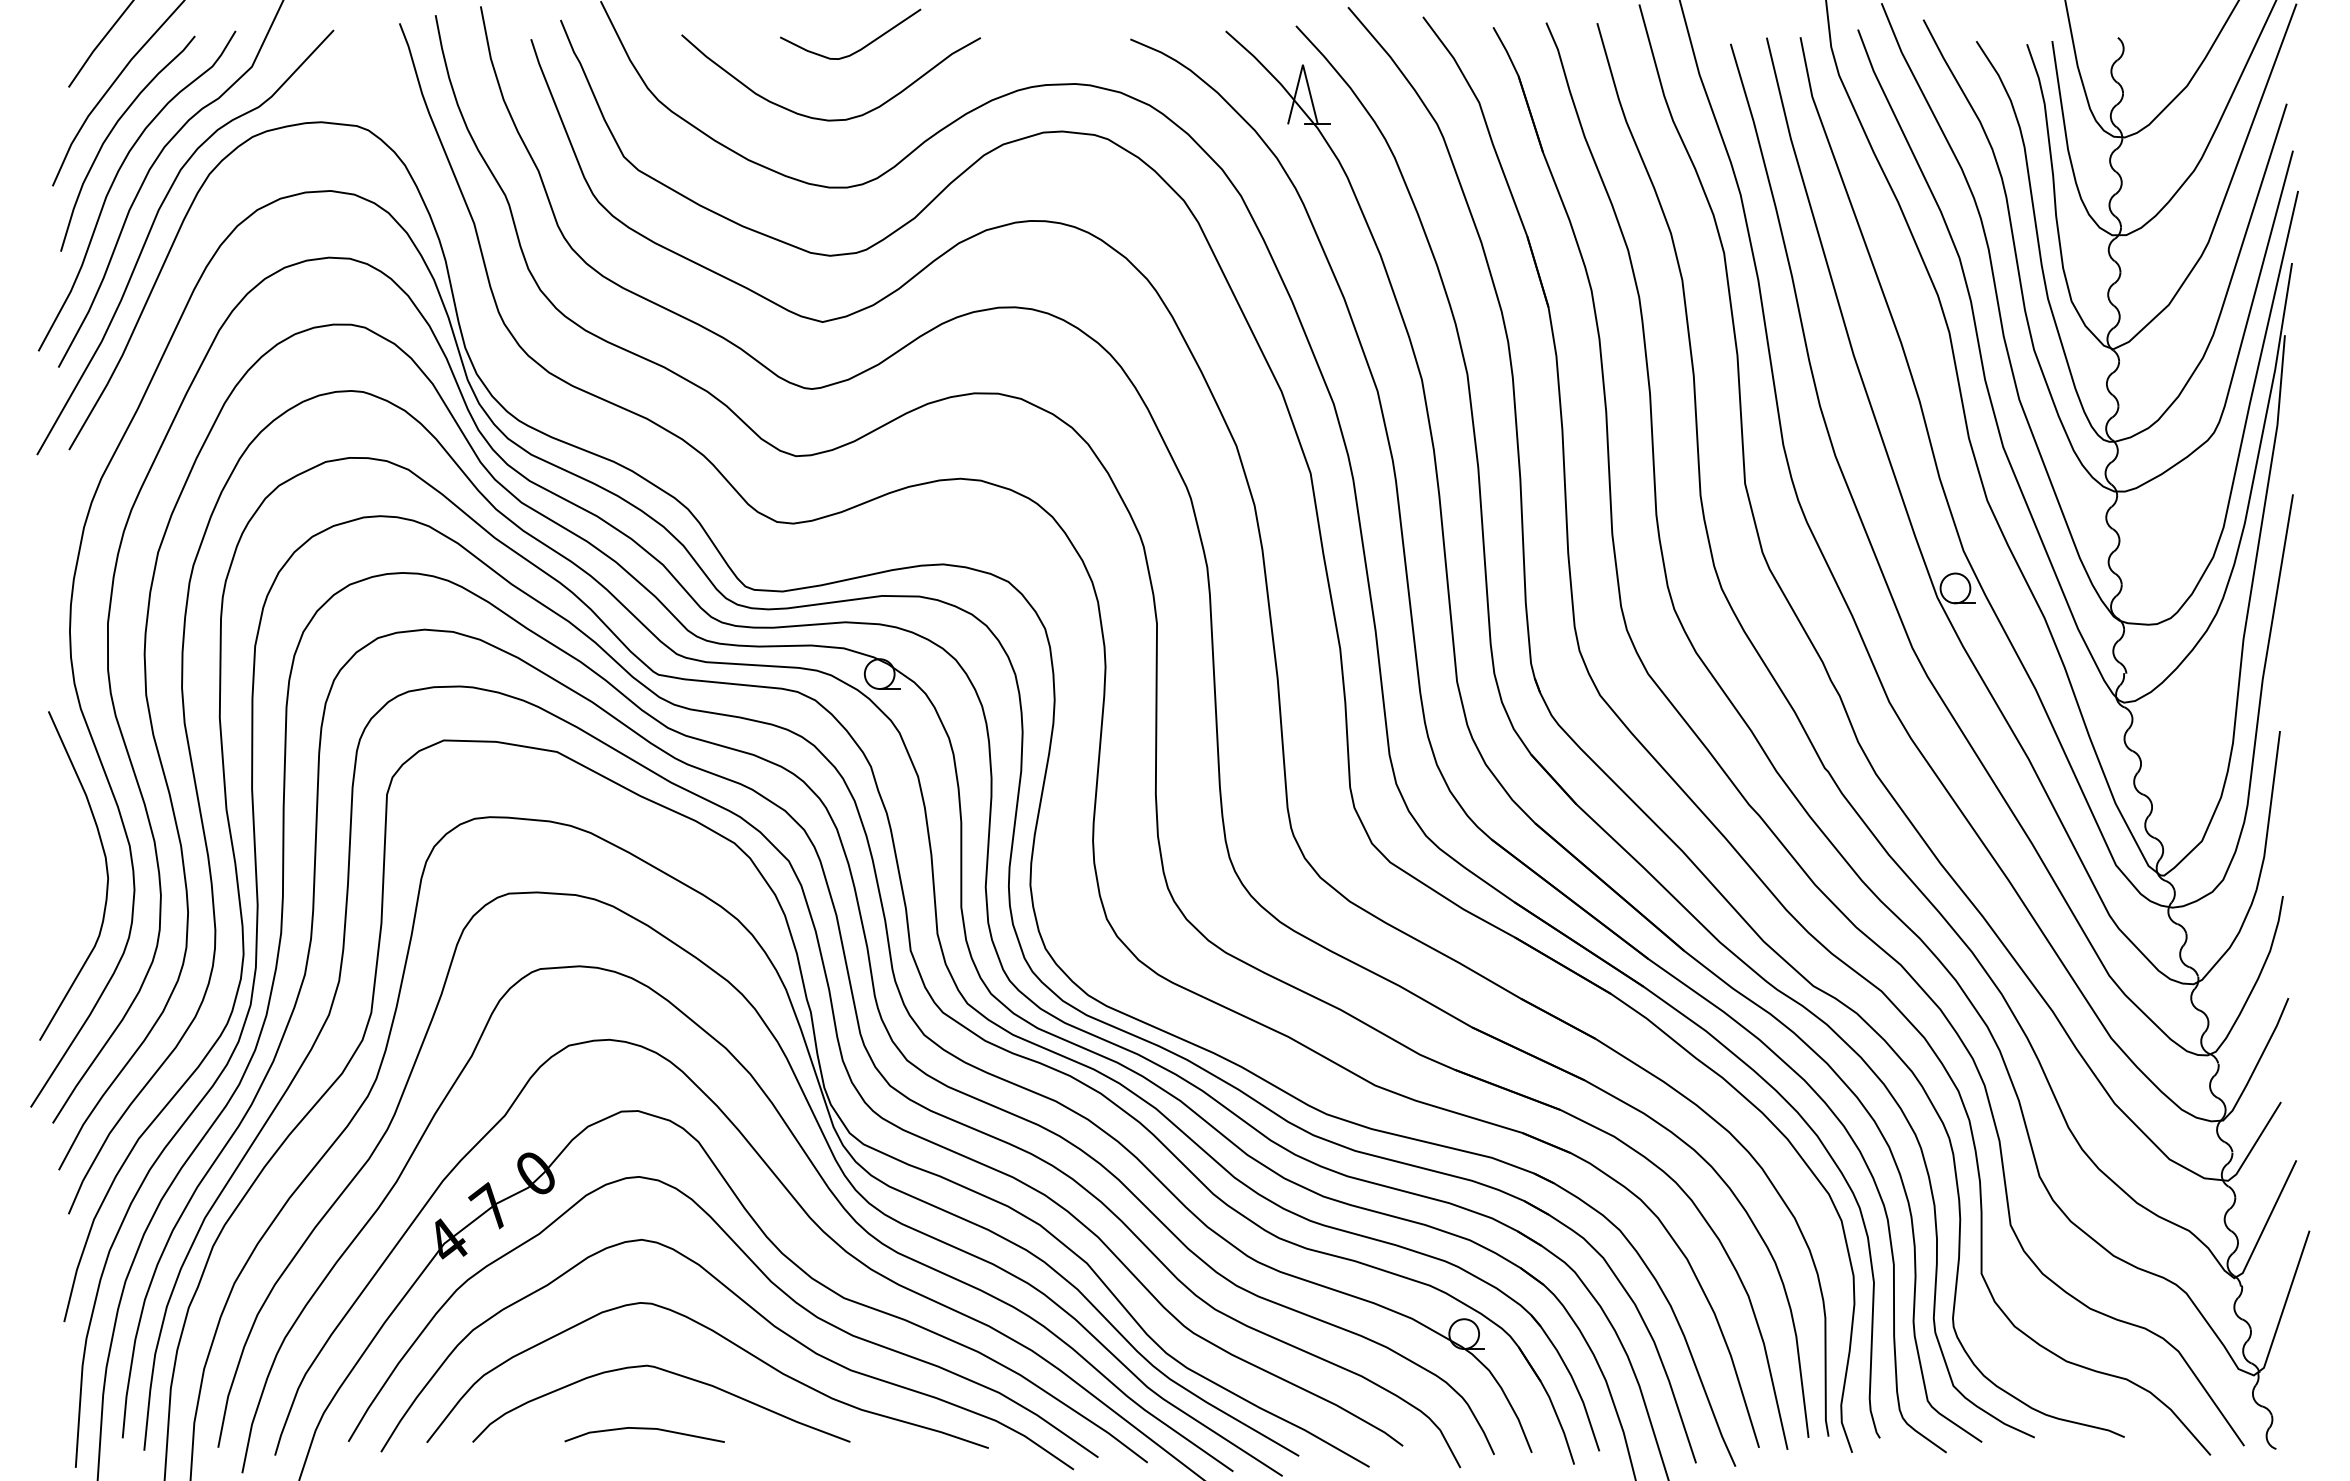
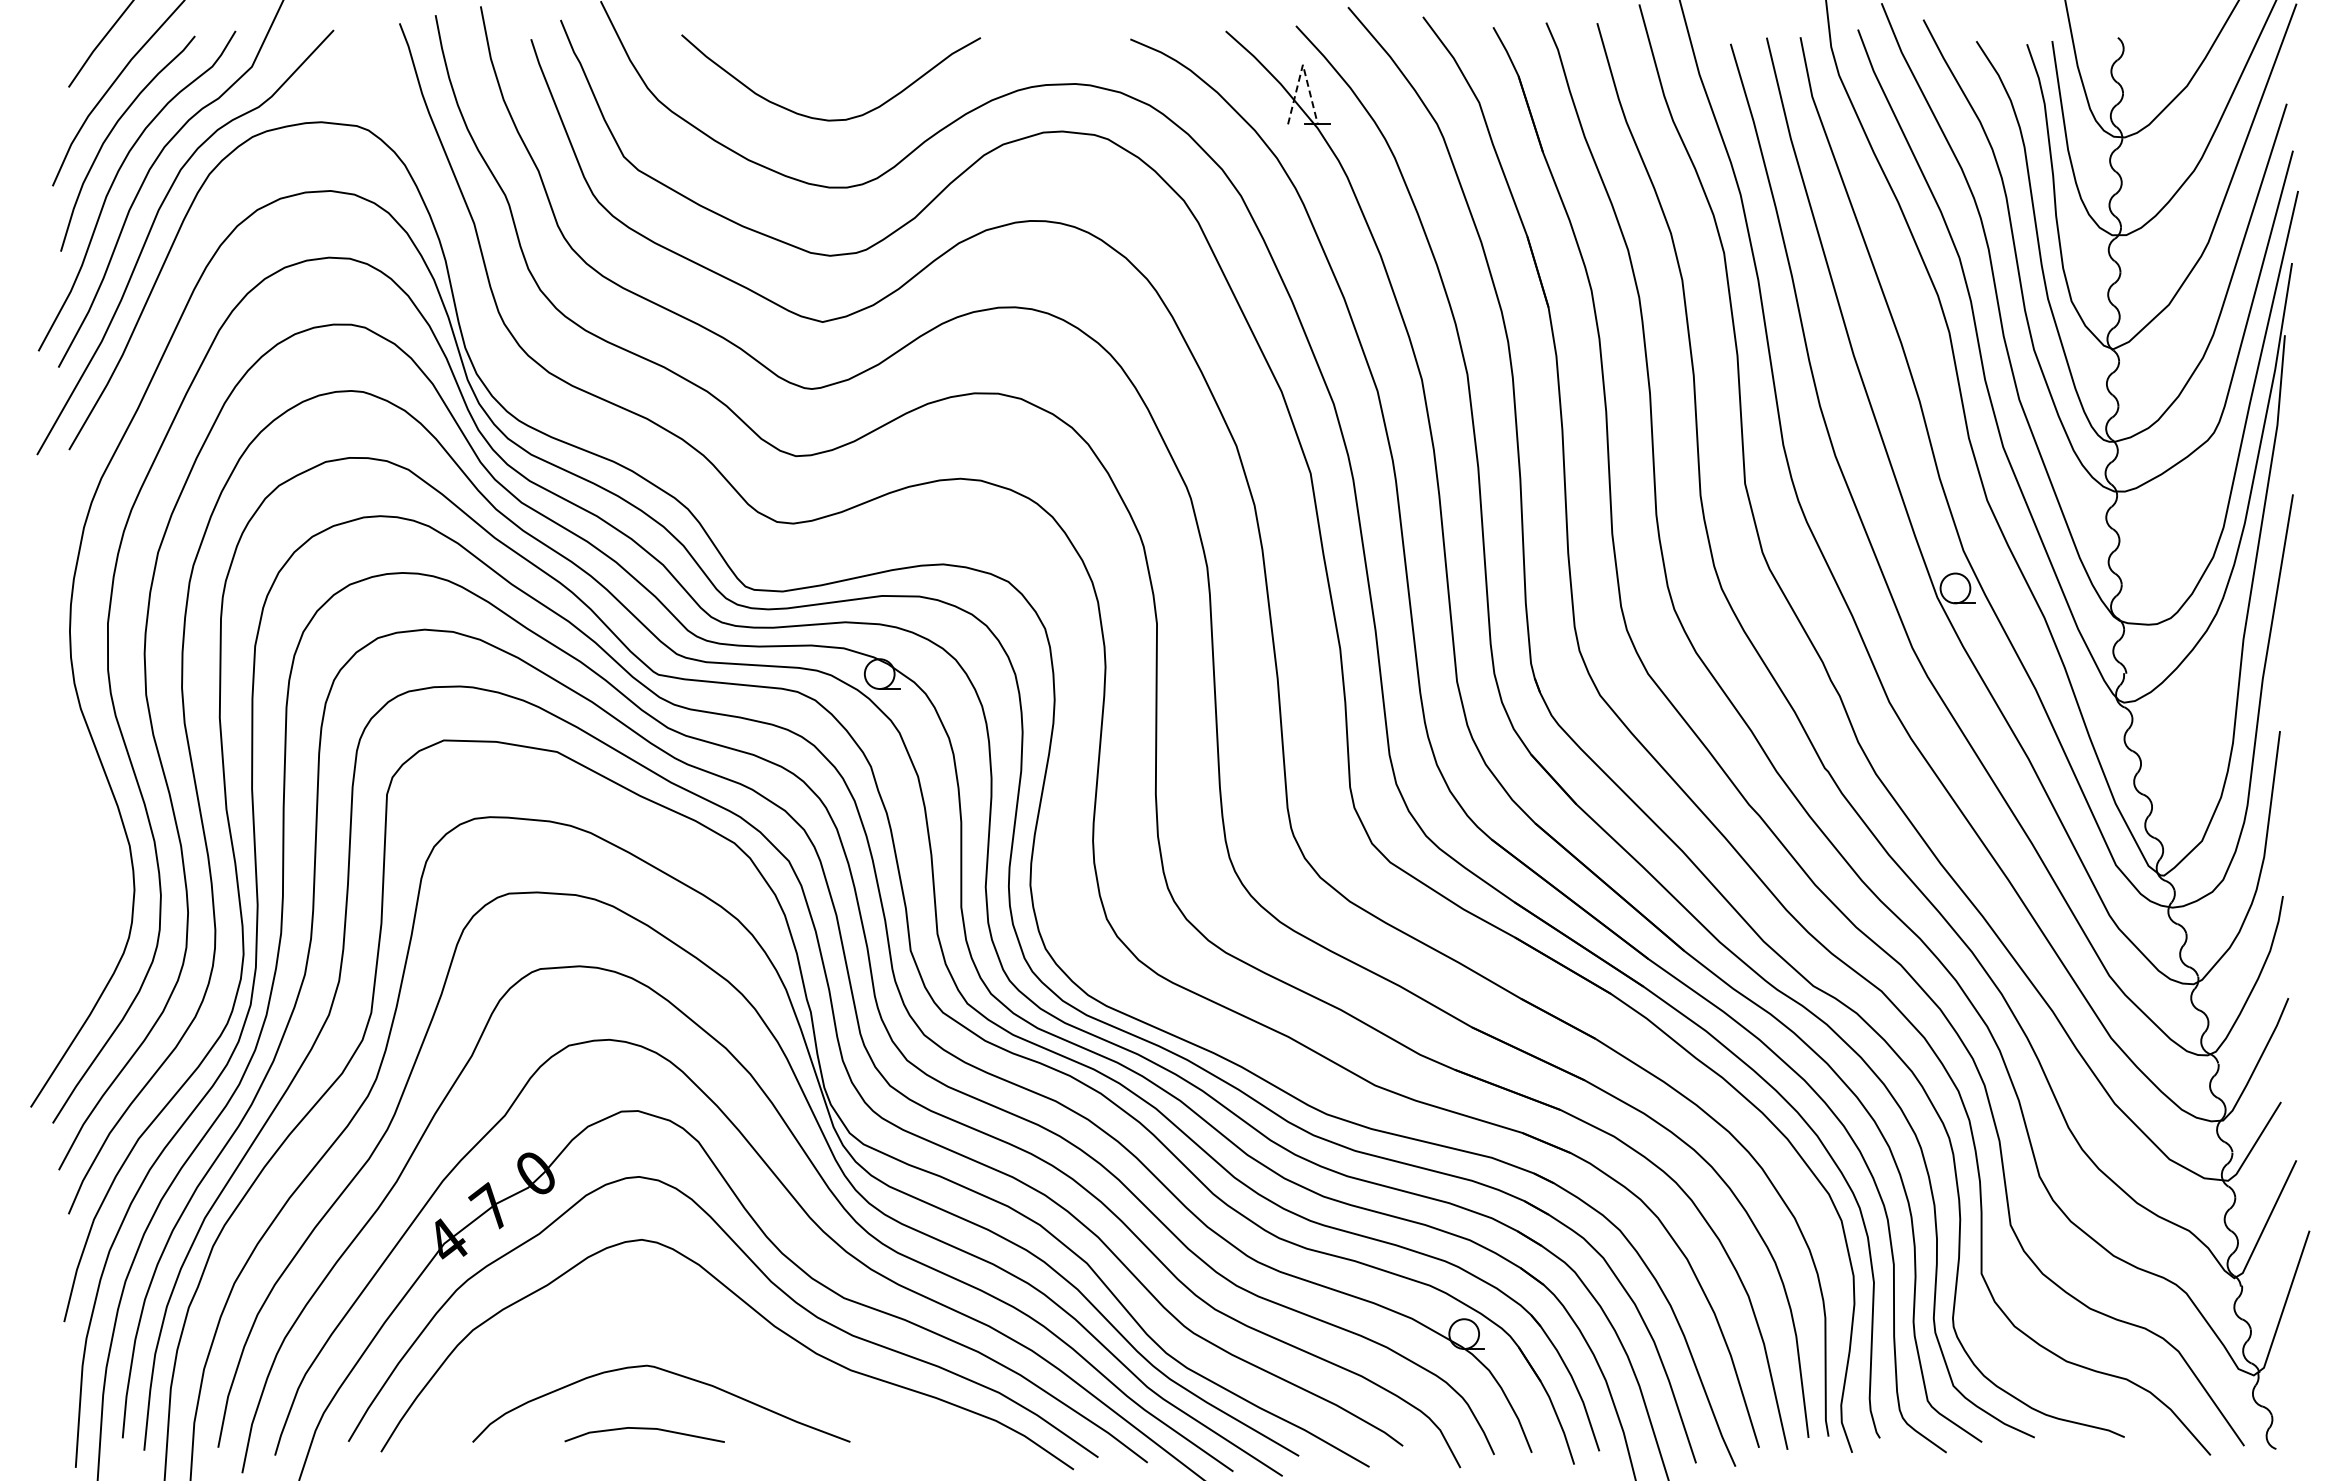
curve: present -> none (858, 49)
line: solid -> dashed (1302, 64)
curve: present -> none (106, 874)
curve: present -> none (726, 1340)
